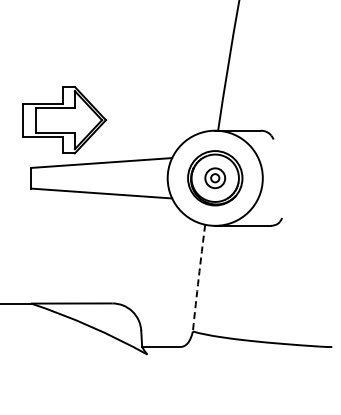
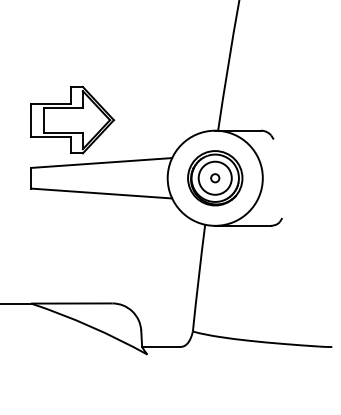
part position: (64, 120) -> (72, 120) (72, 120)
circle diameter: 20 px -> 33 px (214, 177)
arc: dashed -> solid (198, 278)
